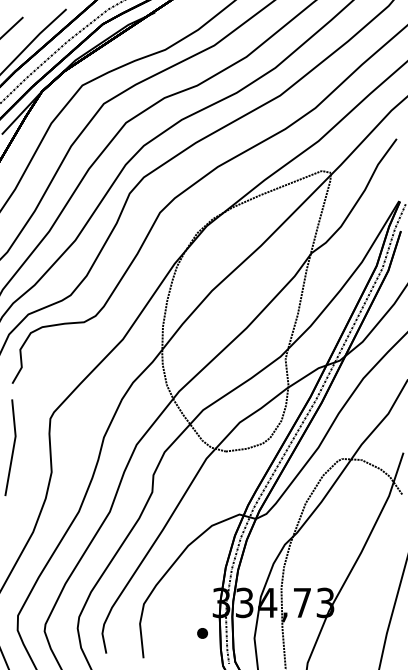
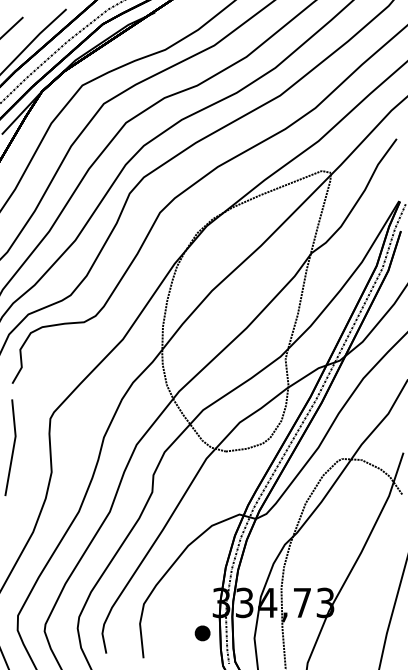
part size: 11x11 px -> 17x17 px (202, 633)
